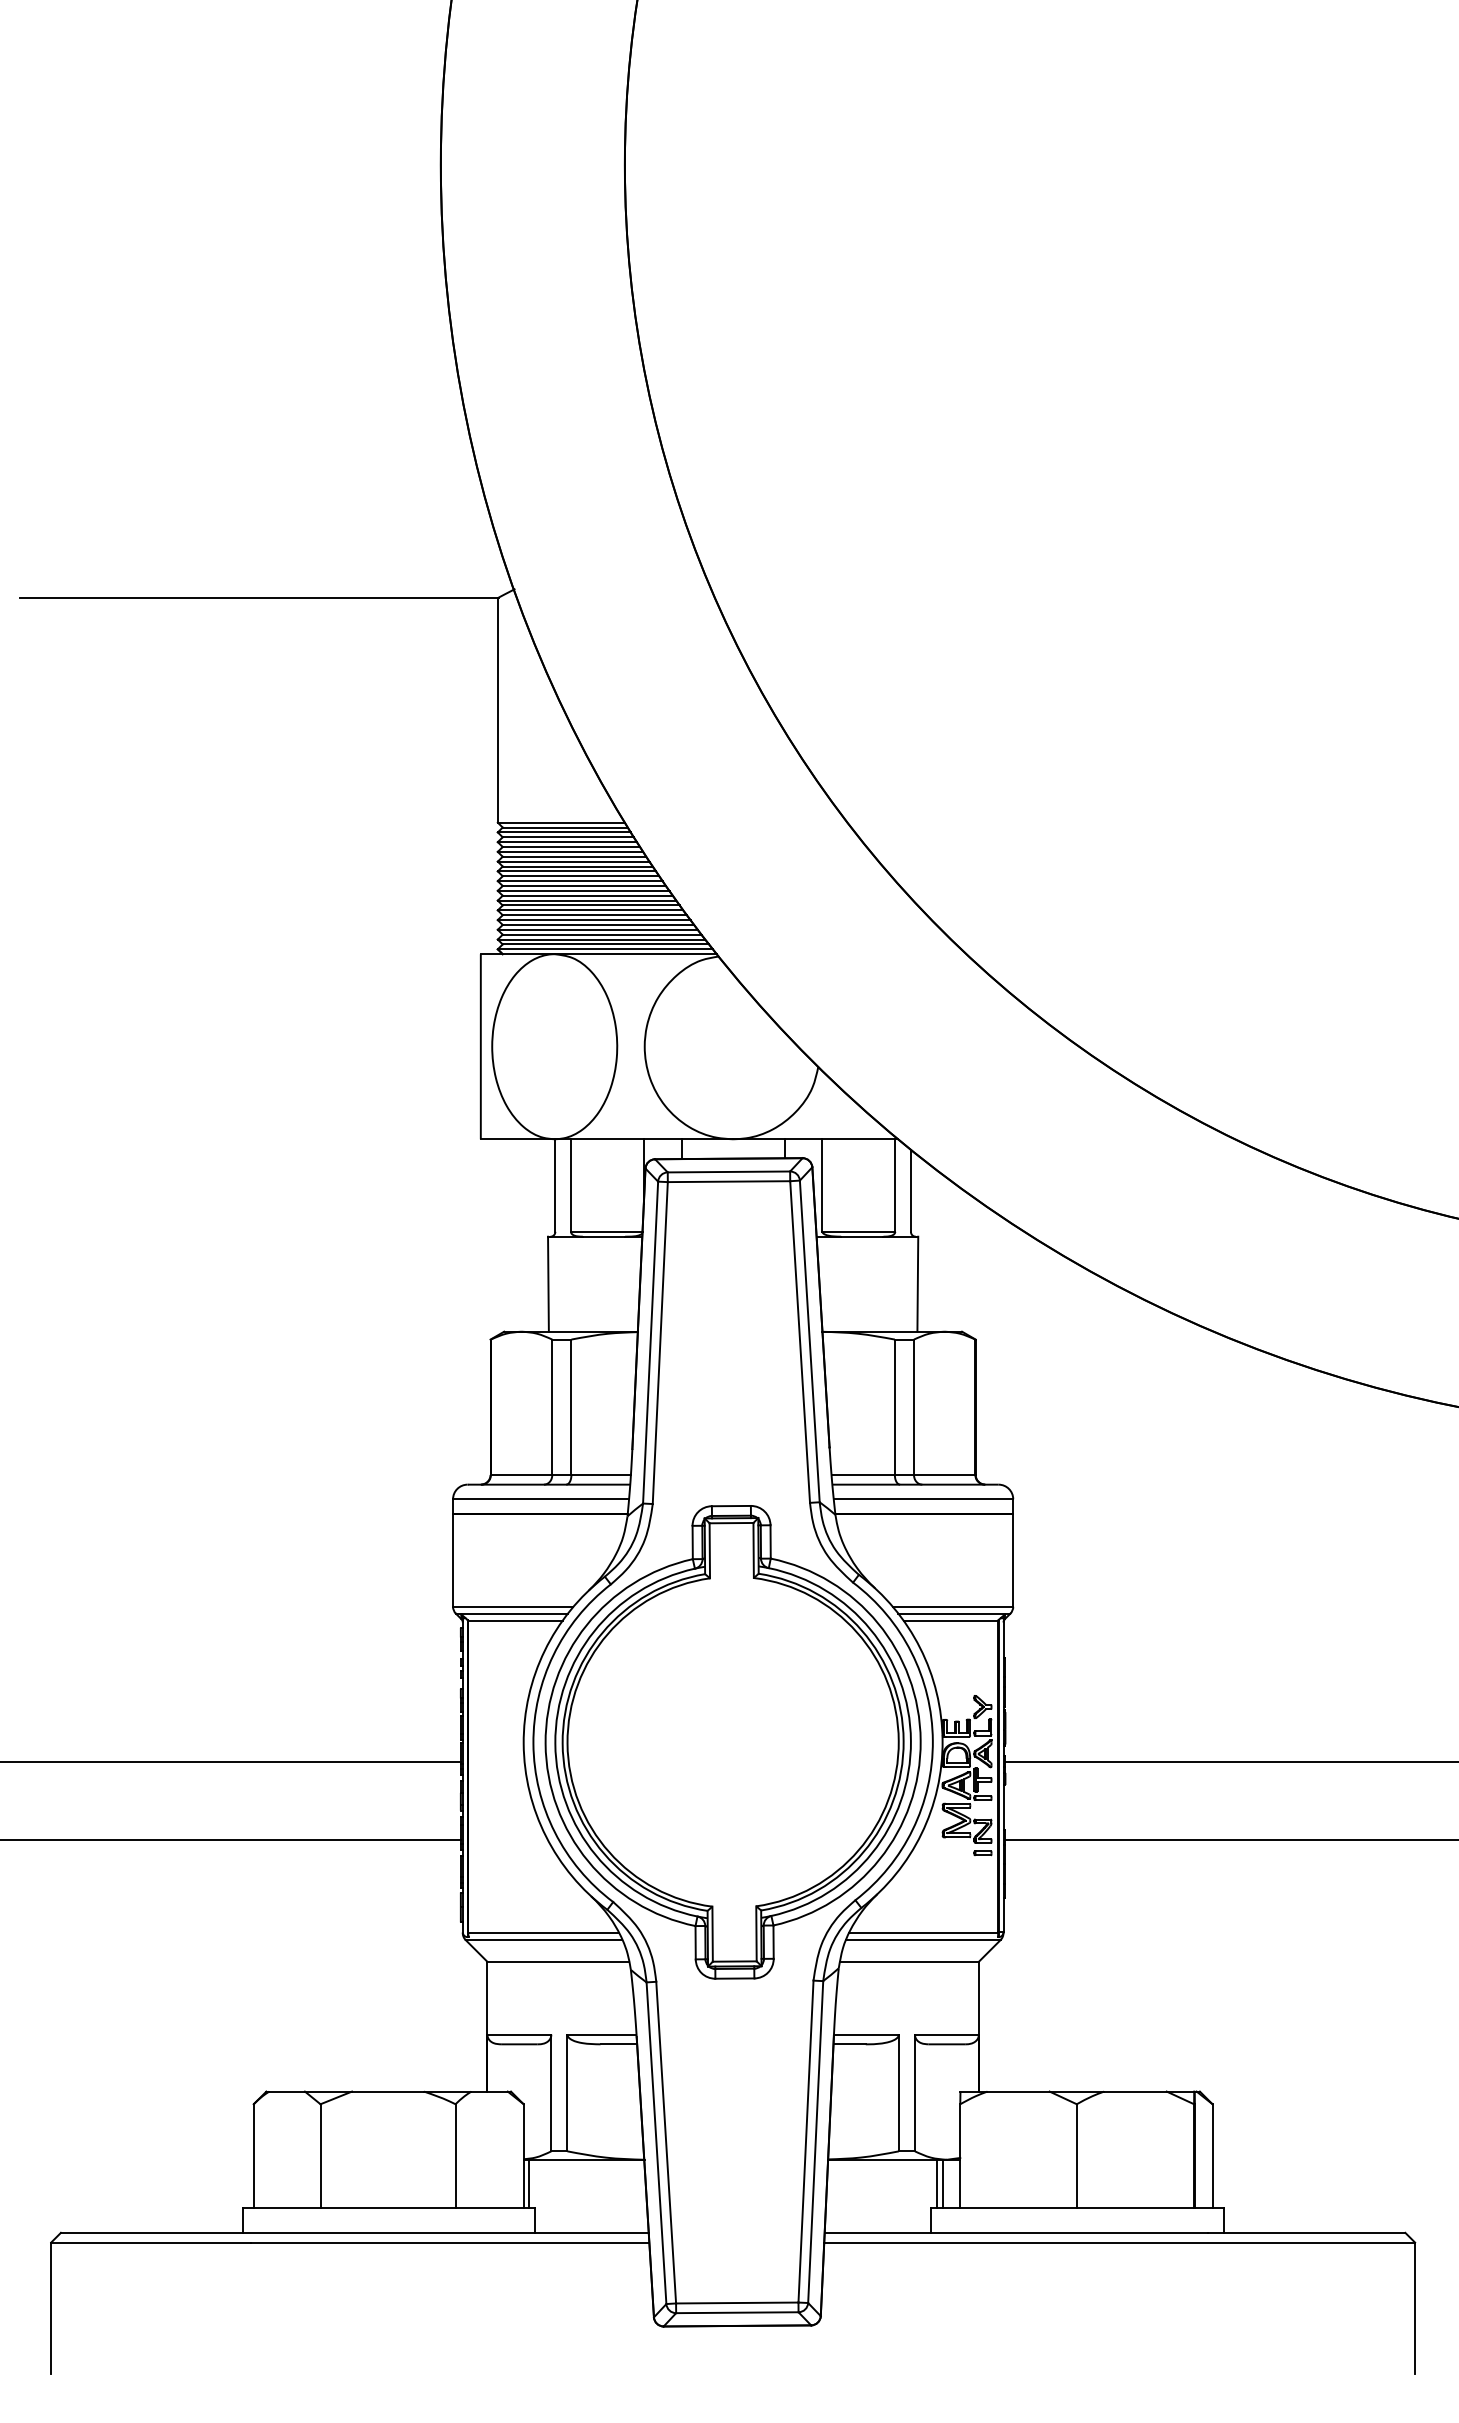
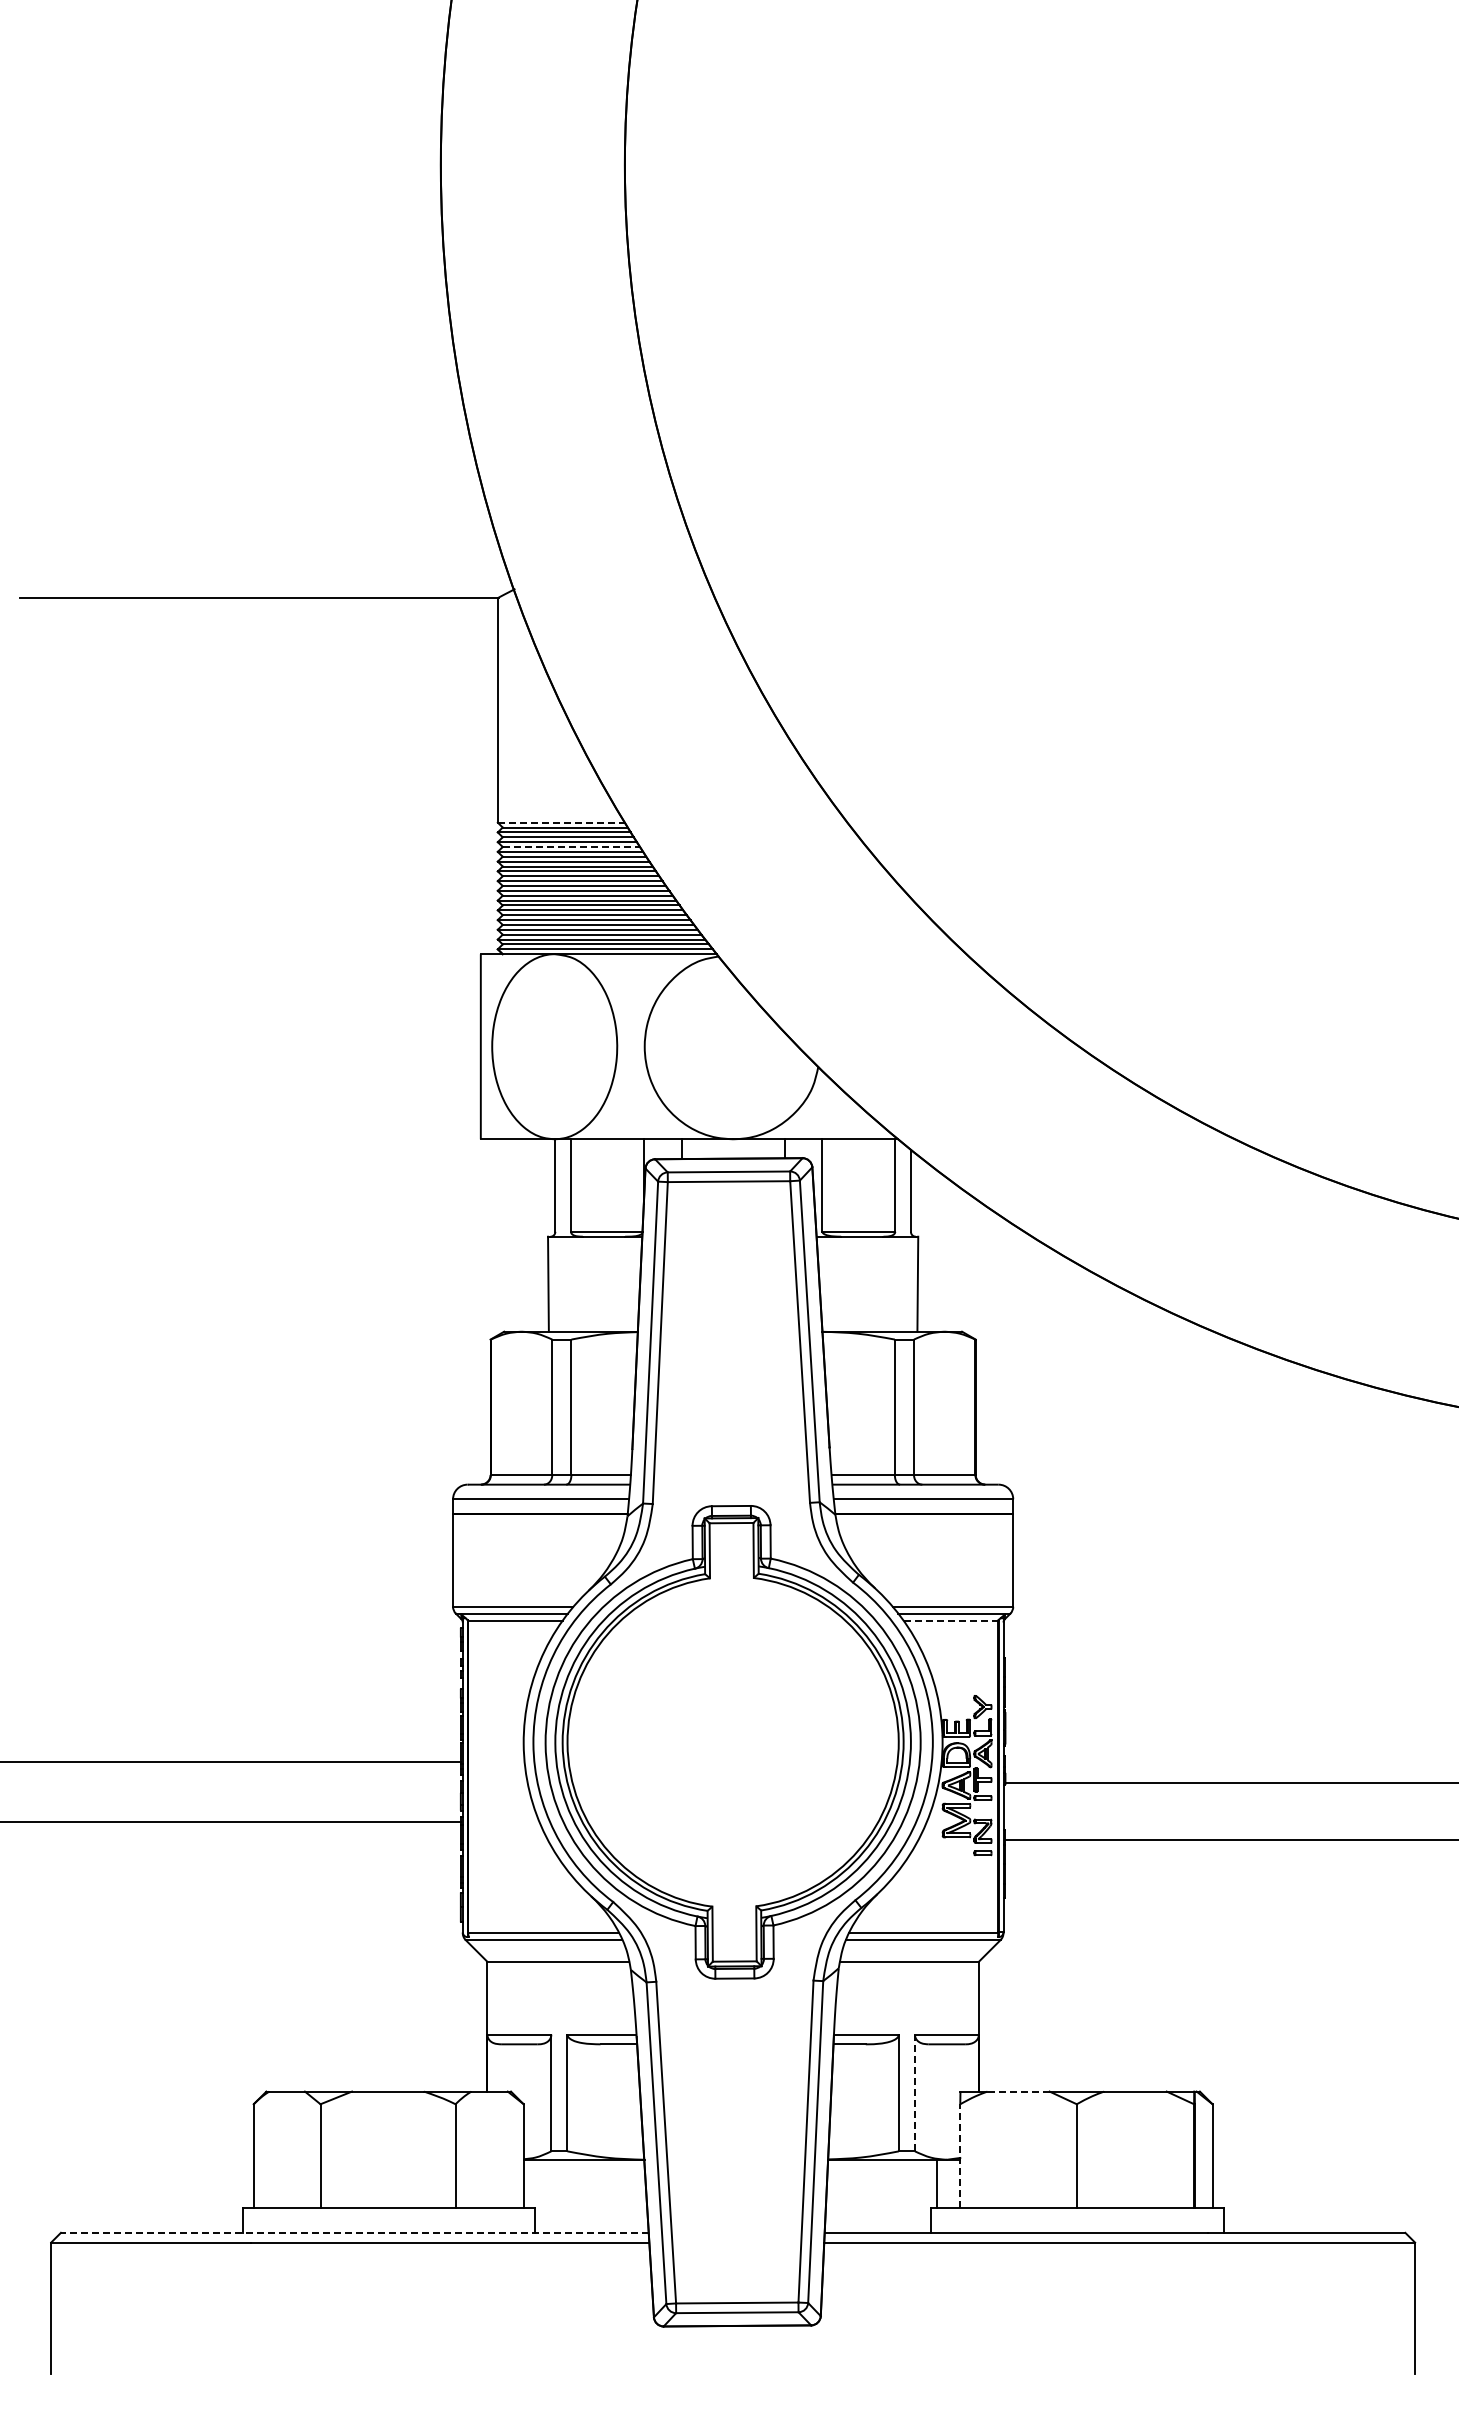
line: solid -> dashed (561, 822)
line: solid -> dashed (571, 847)
line: solid -> dashed (951, 1620)
line position: (1230, 1762) -> (1230, 1783) (1230, 1783)
line position: (231, 1840) -> (231, 1822) (231, 1822)
line: solid -> dashed (1018, 2091)
line: solid -> dashed (914, 2092)
line: solid -> dashed (960, 2155)
line: present -> none (529, 2183)
line: present -> none (942, 2183)
line: solid -> dashed (354, 2232)
